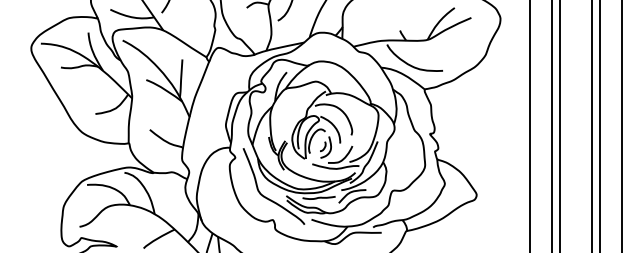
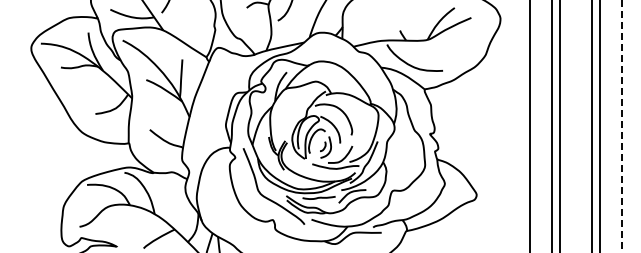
line: solid -> dashed (621, 126)
